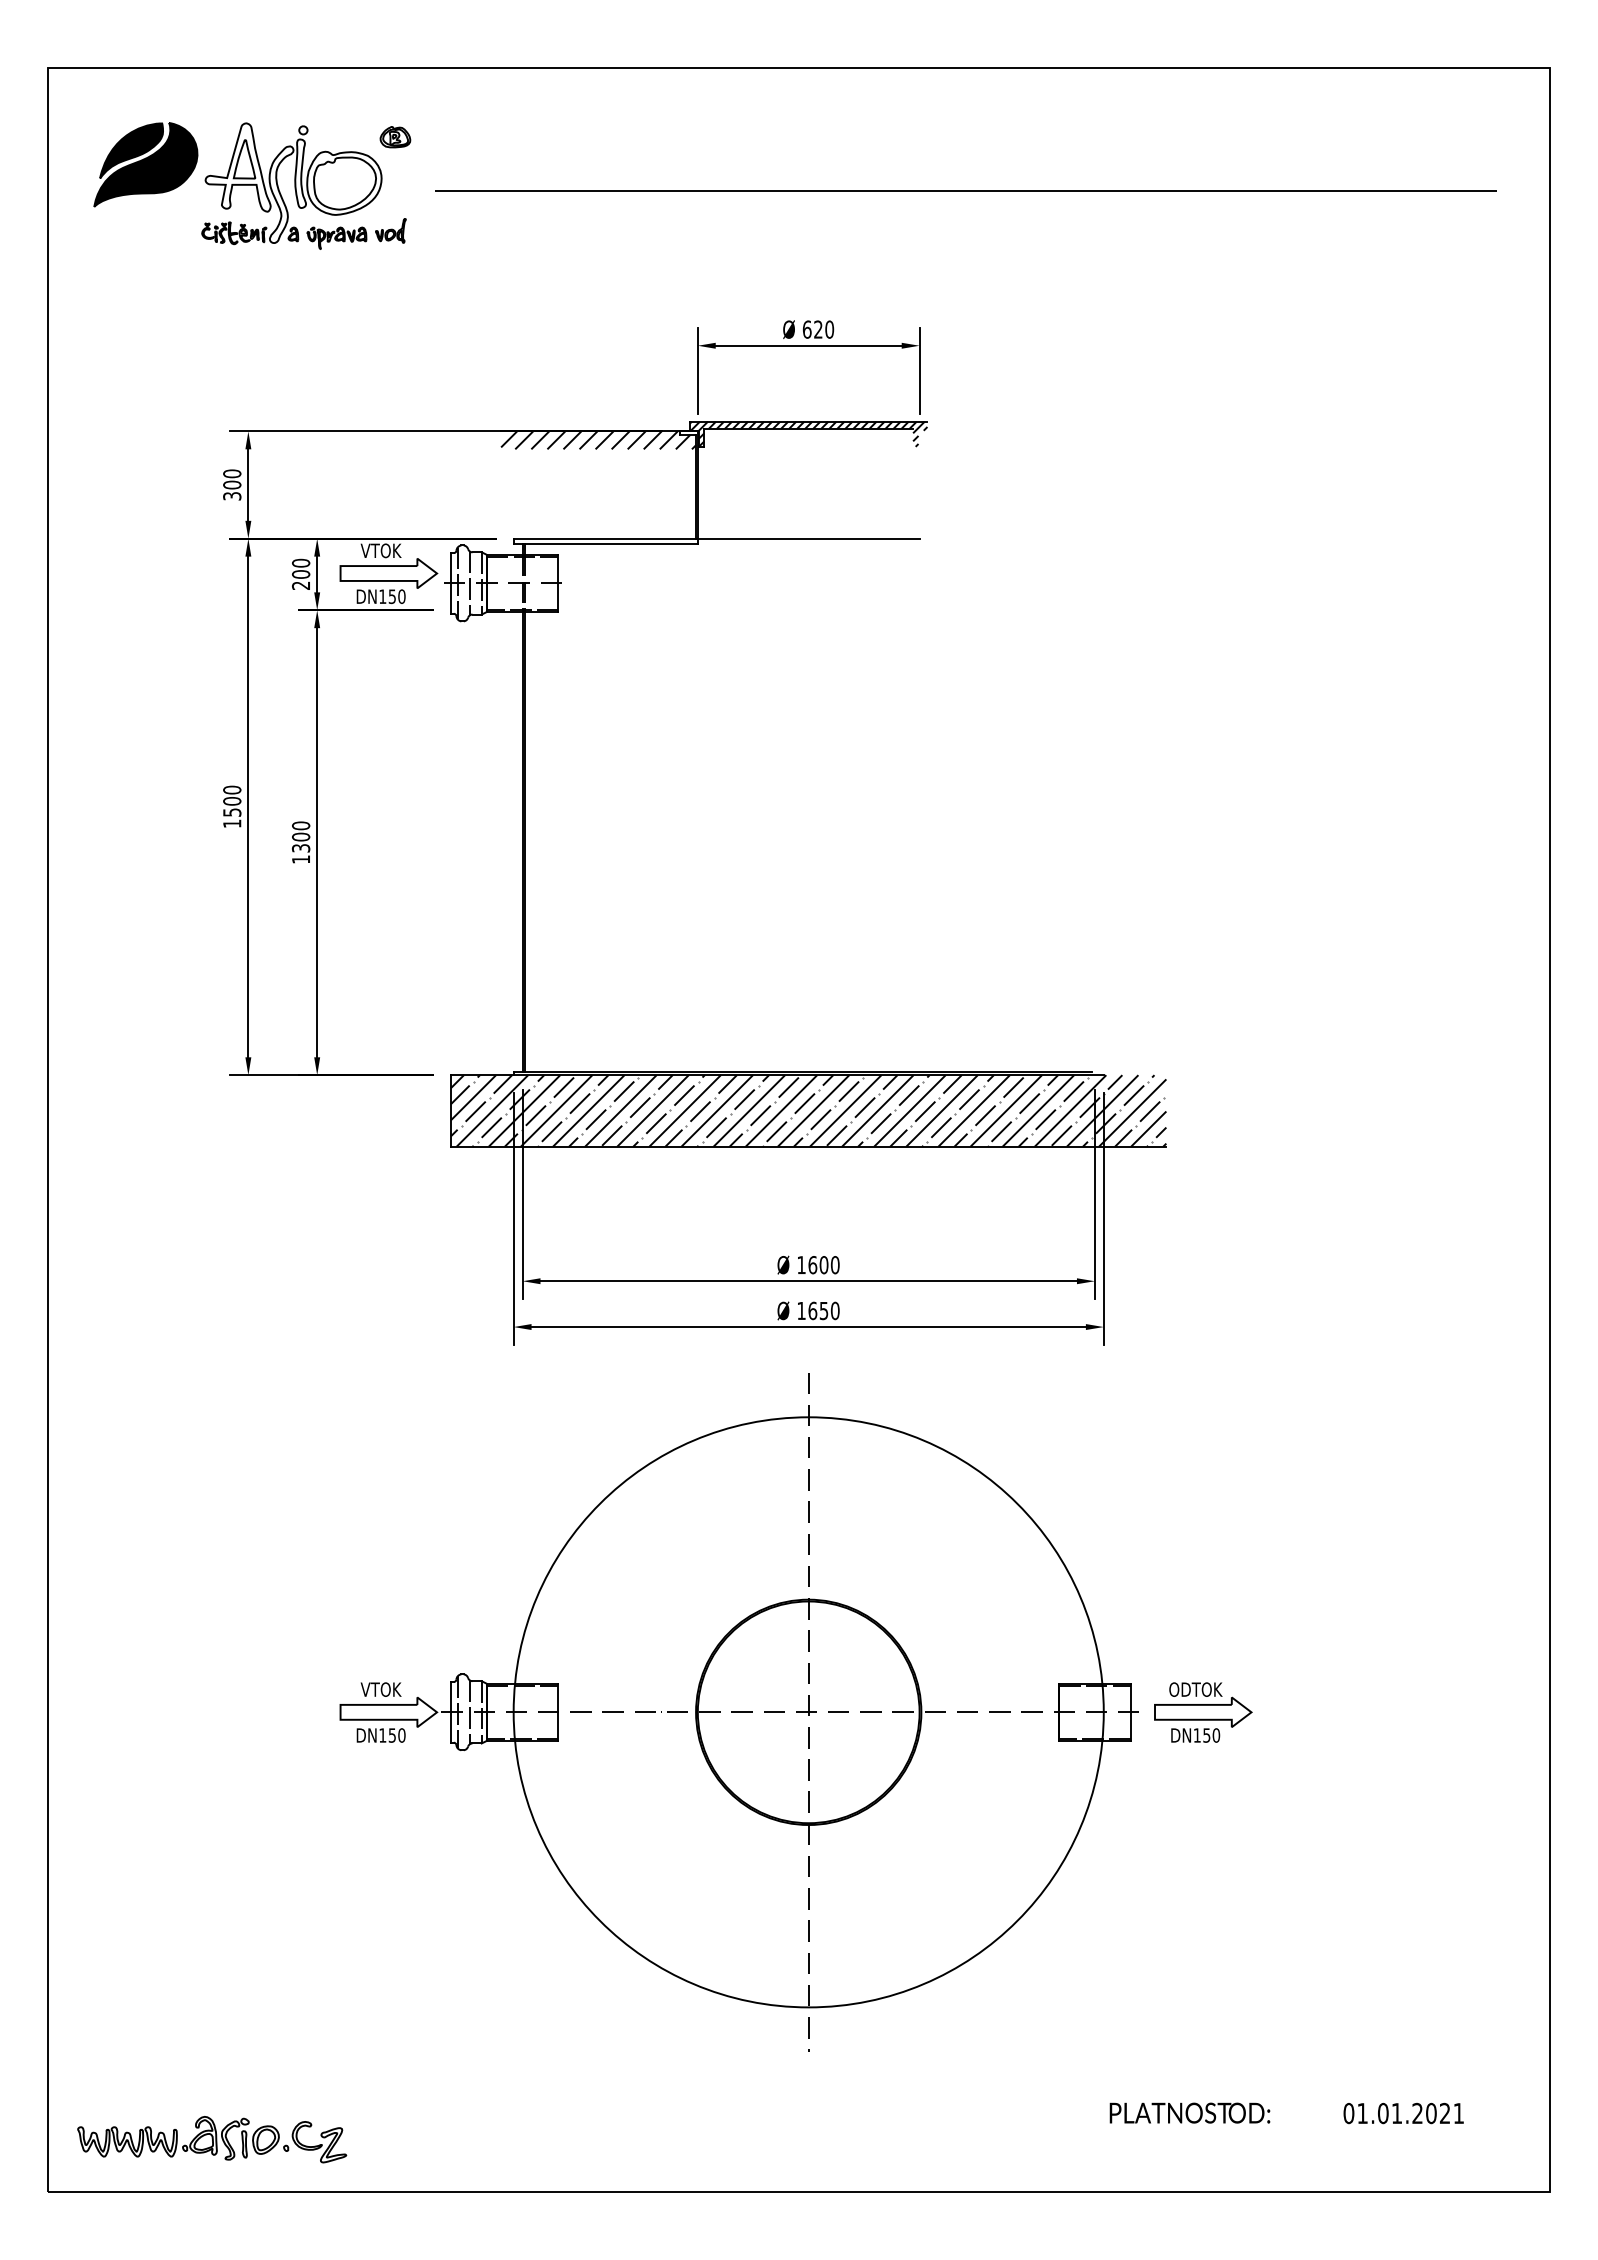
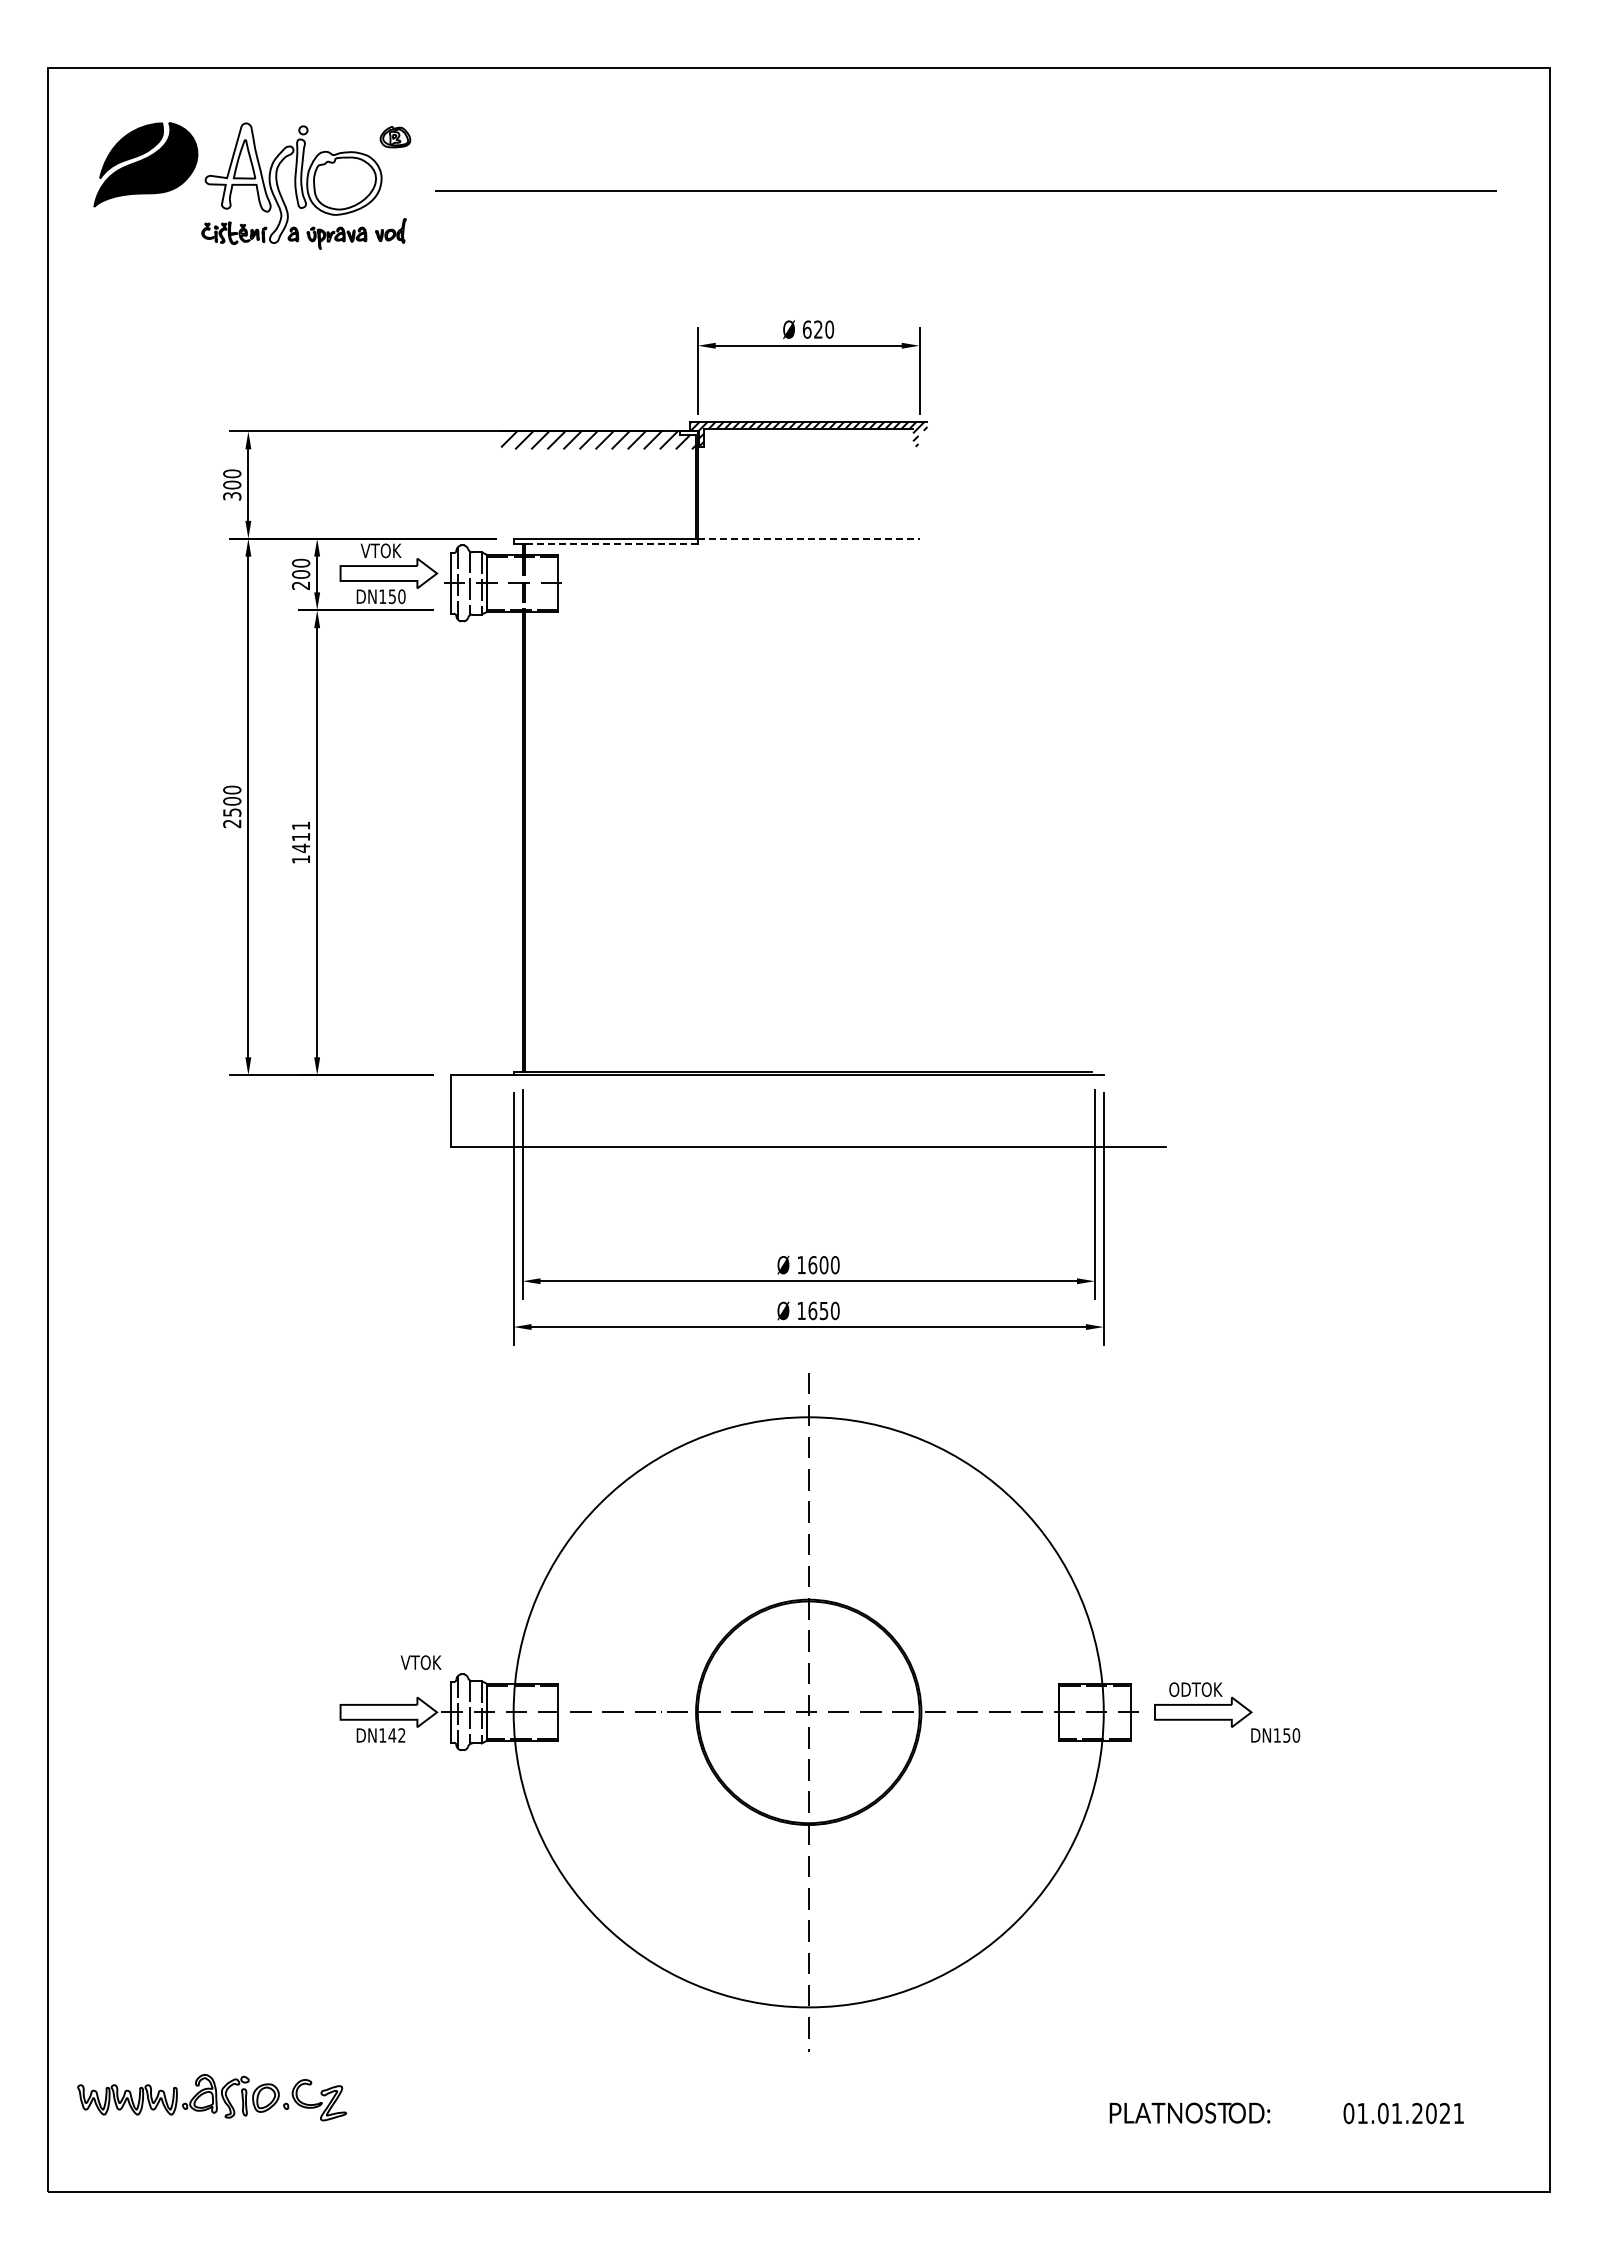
line: solid -> dashed (808, 538)
line: solid -> dashed (611, 544)
text: 1500 -> 2500 (232, 823)
text: 1300 -> 1411 (300, 837)
hatch: present -> none (808, 1110)
text position: (380, 1689) -> (420, 1662) (420, 1662)
text: DN150 -> DN142 (396, 1735)
text position: (1195, 1735) -> (1275, 1735) (1275, 1735)
part position: (212, 2139) -> (212, 2097) (212, 2097)
